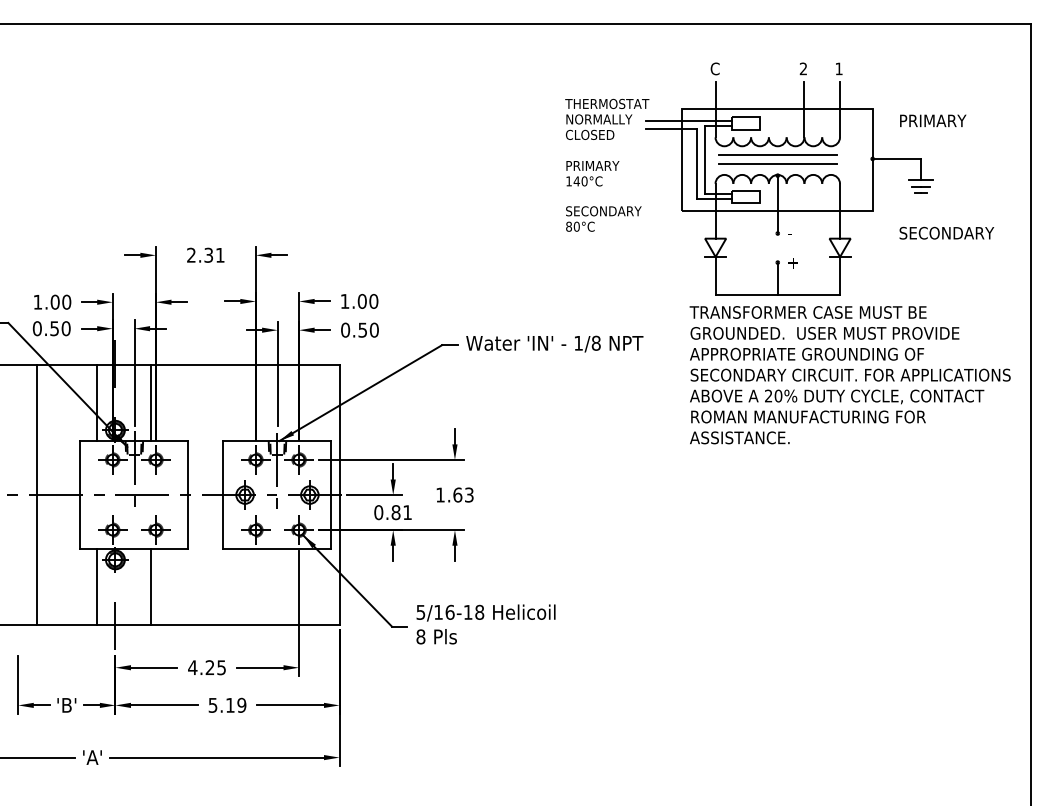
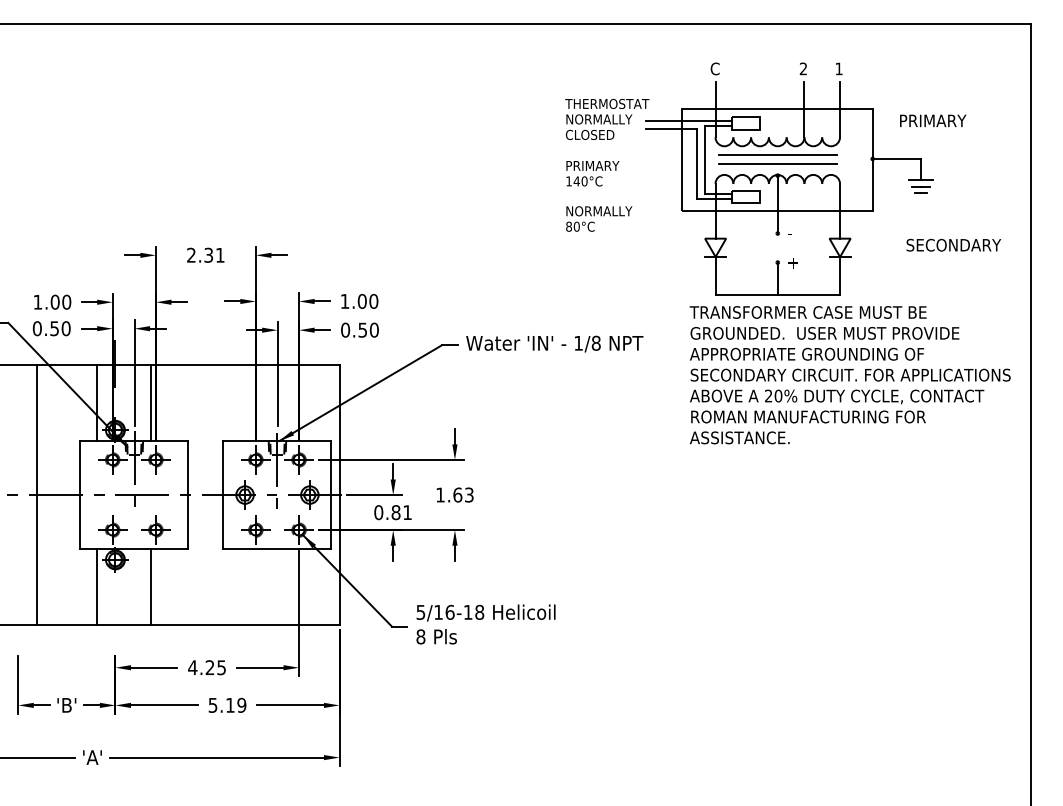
text: SECONDARY -> NORMALLY (603, 211)
text position: (946, 232) -> (953, 244) (953, 244)
line: present -> none (115, 625)
